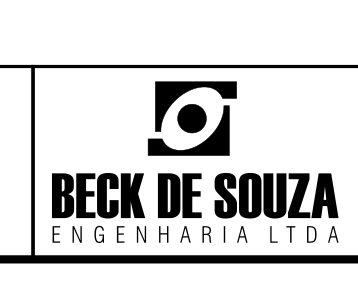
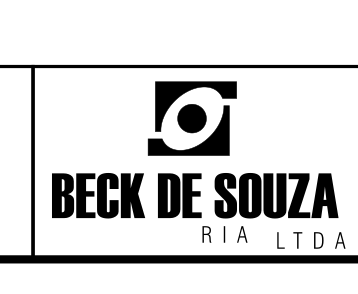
part: present -> none (121, 233)
part position: (304, 234) -> (311, 240) (311, 240)
